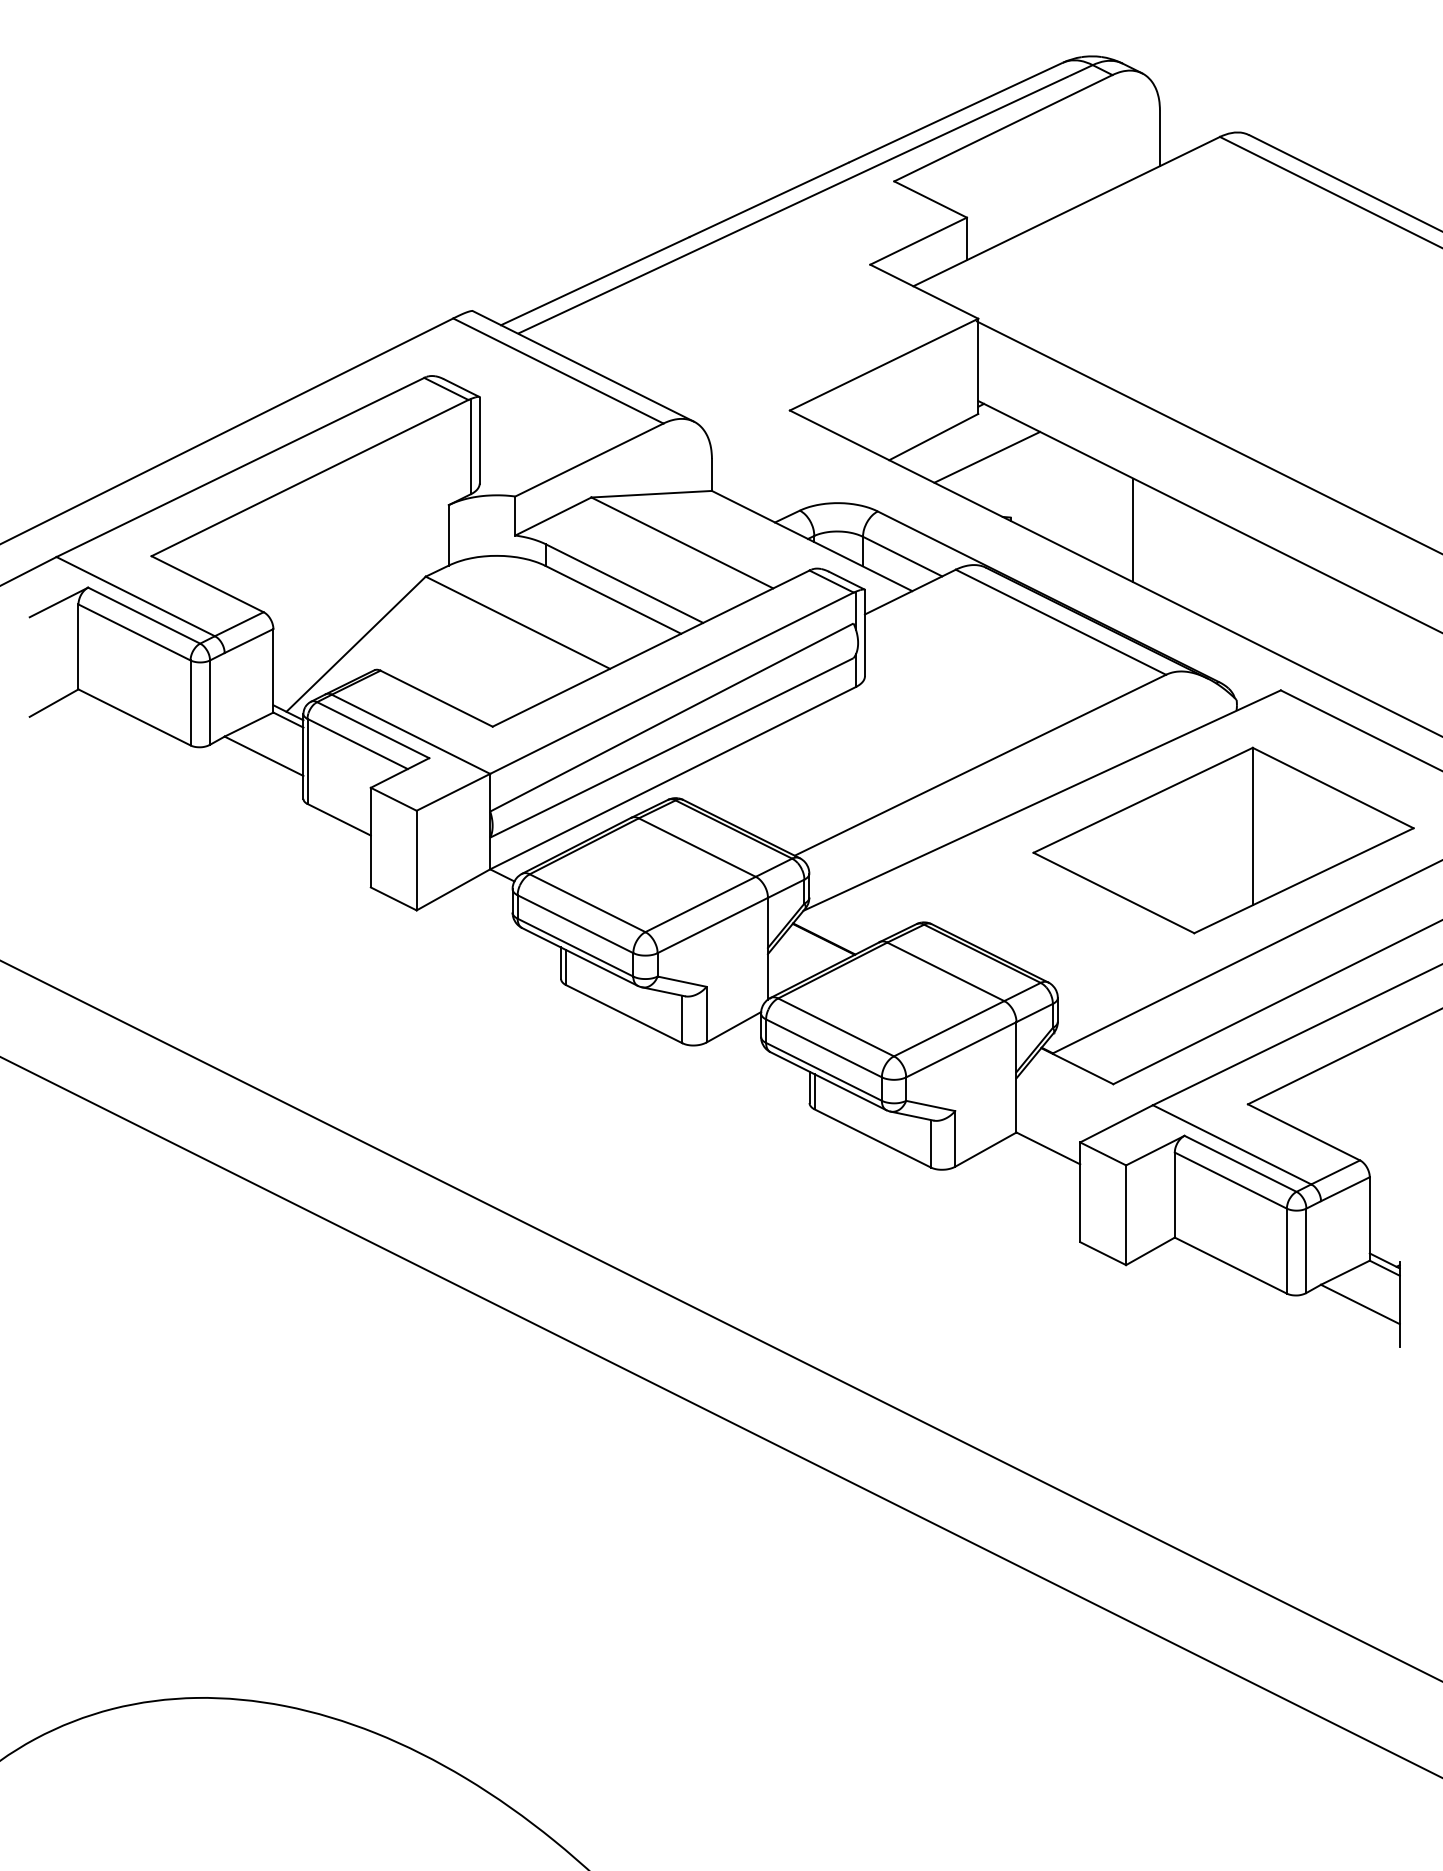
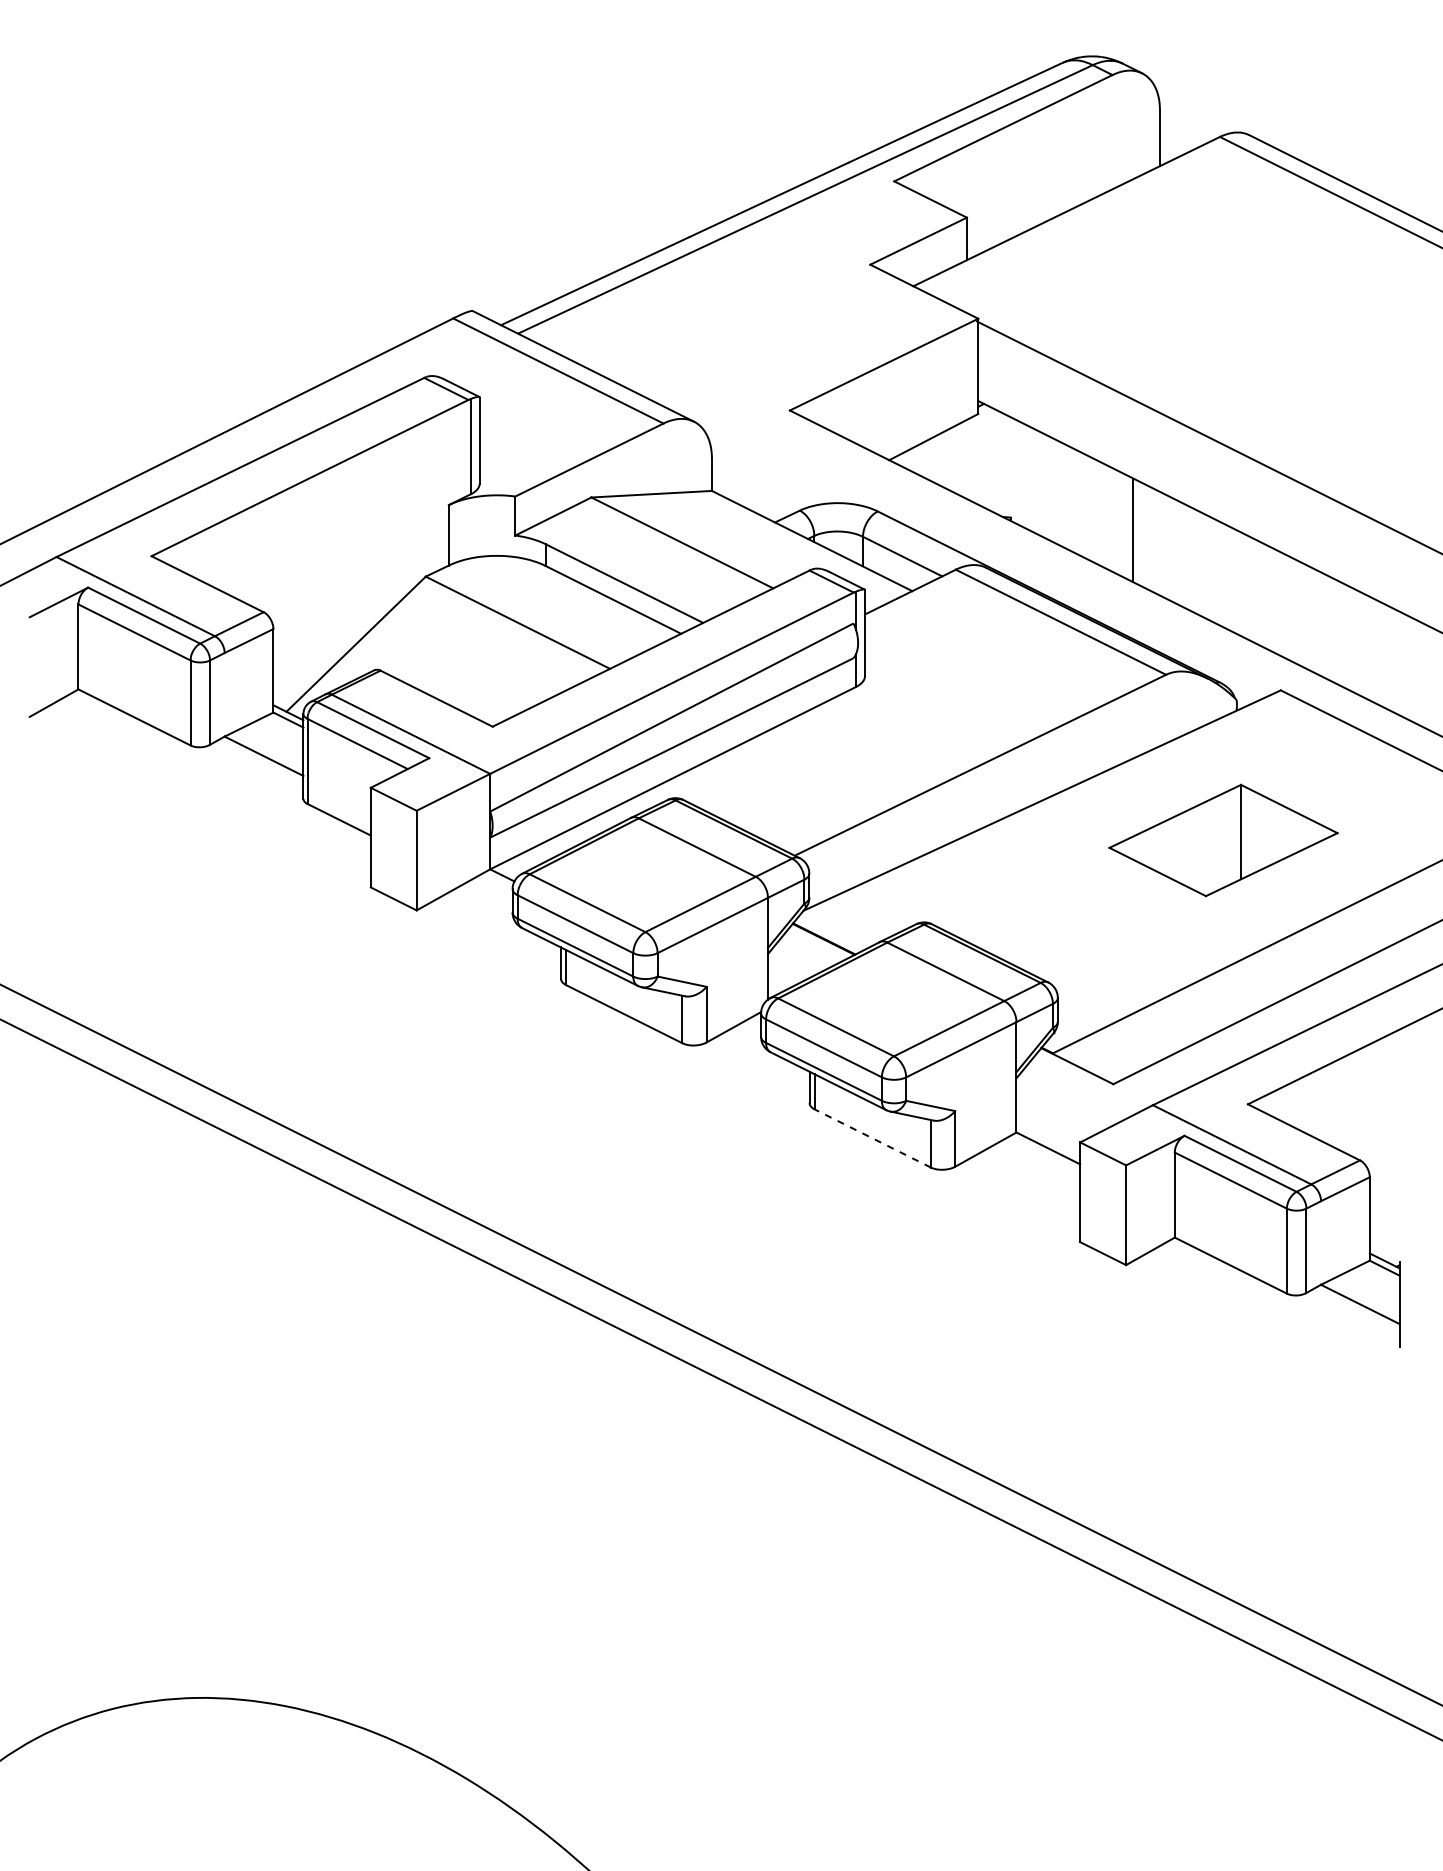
line: present -> none (987, 456)
part size: 383x189 px -> 231x115 px (1223, 840)
line: solid -> dashed (872, 1138)
line position: (720, 1320) -> (720, 1344) (720, 1344)
line position: (720, 1417) -> (720, 1379) (720, 1379)
